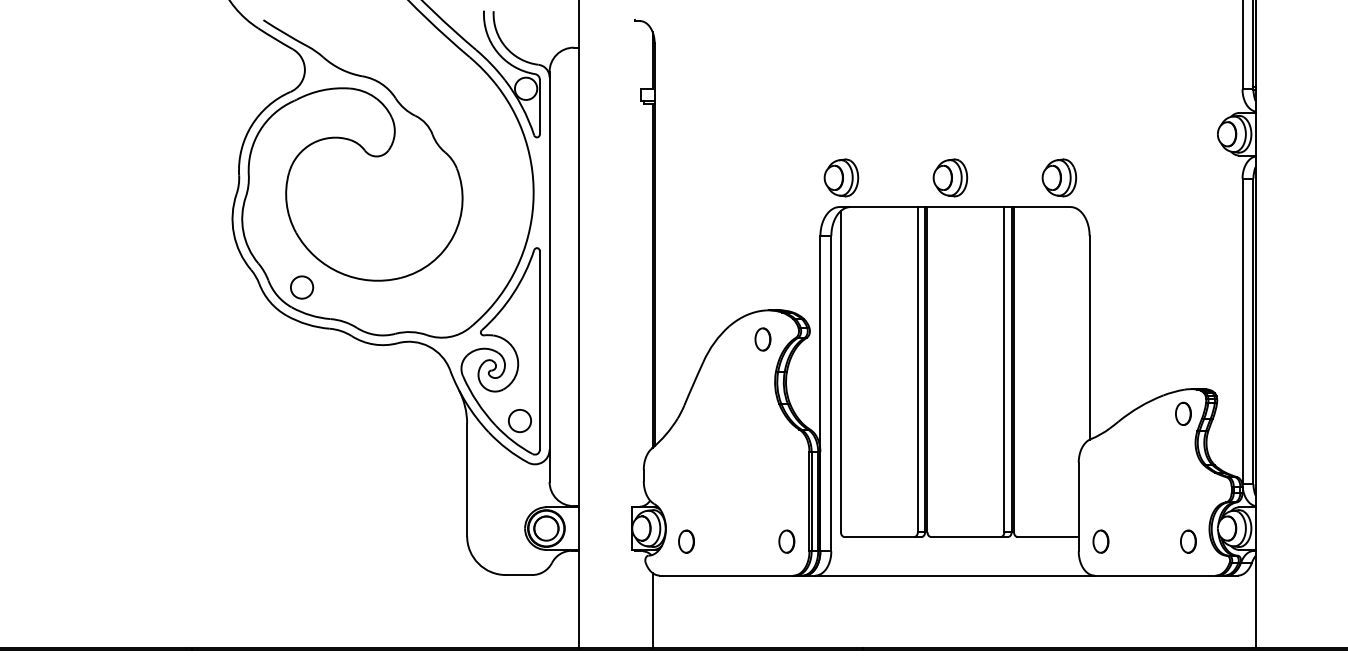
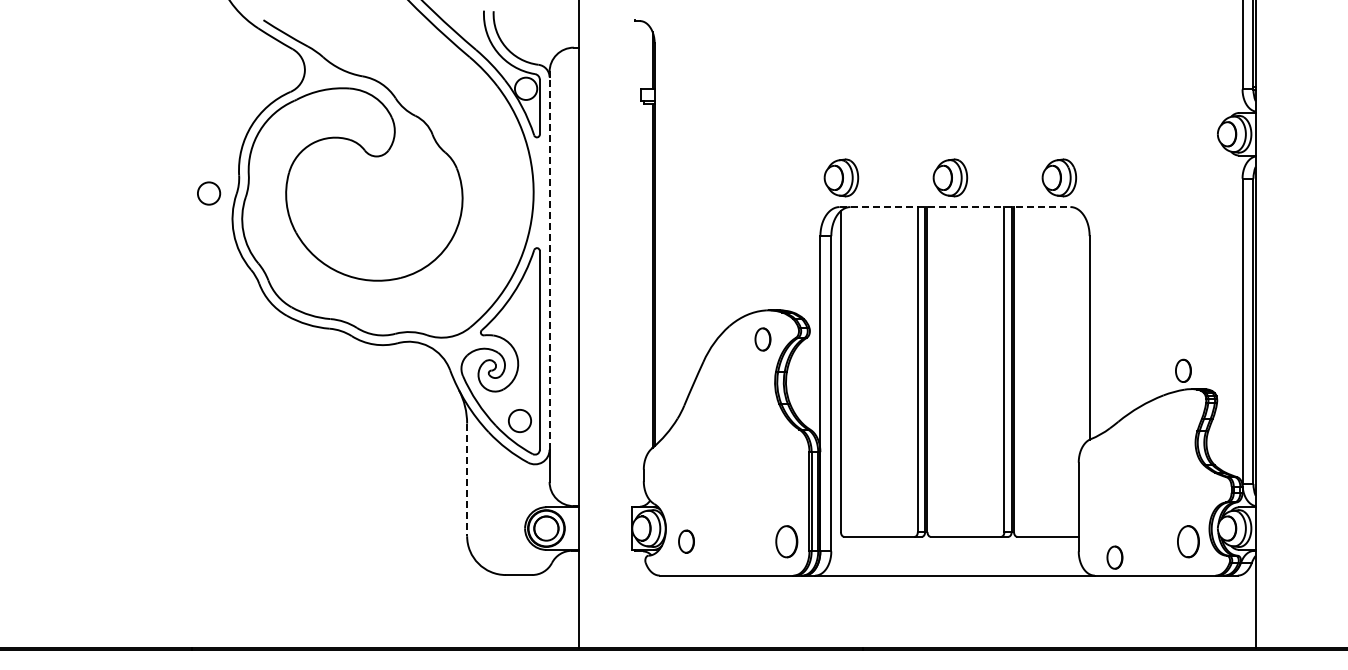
line: solid -> dashed (955, 207)
line: solid -> dashed (549, 263)
circle position: (302, 287) -> (209, 193) (209, 193)
part position: (1183, 413) -> (1183, 370) (1183, 370)
line: solid -> dashed (467, 480)
part size: 18x25 px -> 24x34 px (786, 541)
part position: (1100, 541) -> (1114, 557) (1114, 557)
part size: 17x25 px -> 23x34 px (1188, 541)
line: present -> none (652, 610)
